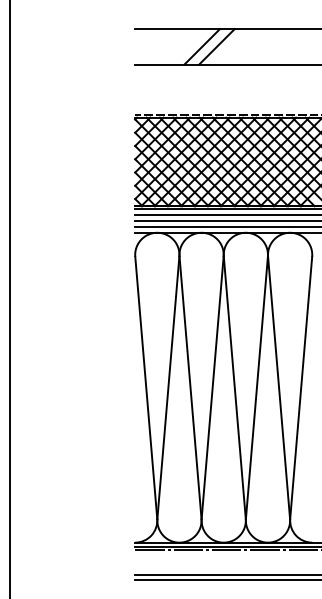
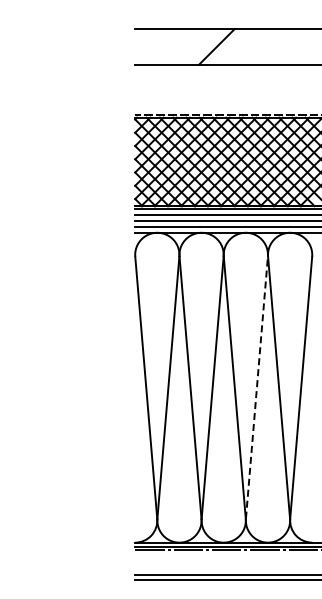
line: present -> none (201, 46)
line: present -> none (9, 298)
line: solid -> dashed (256, 387)
